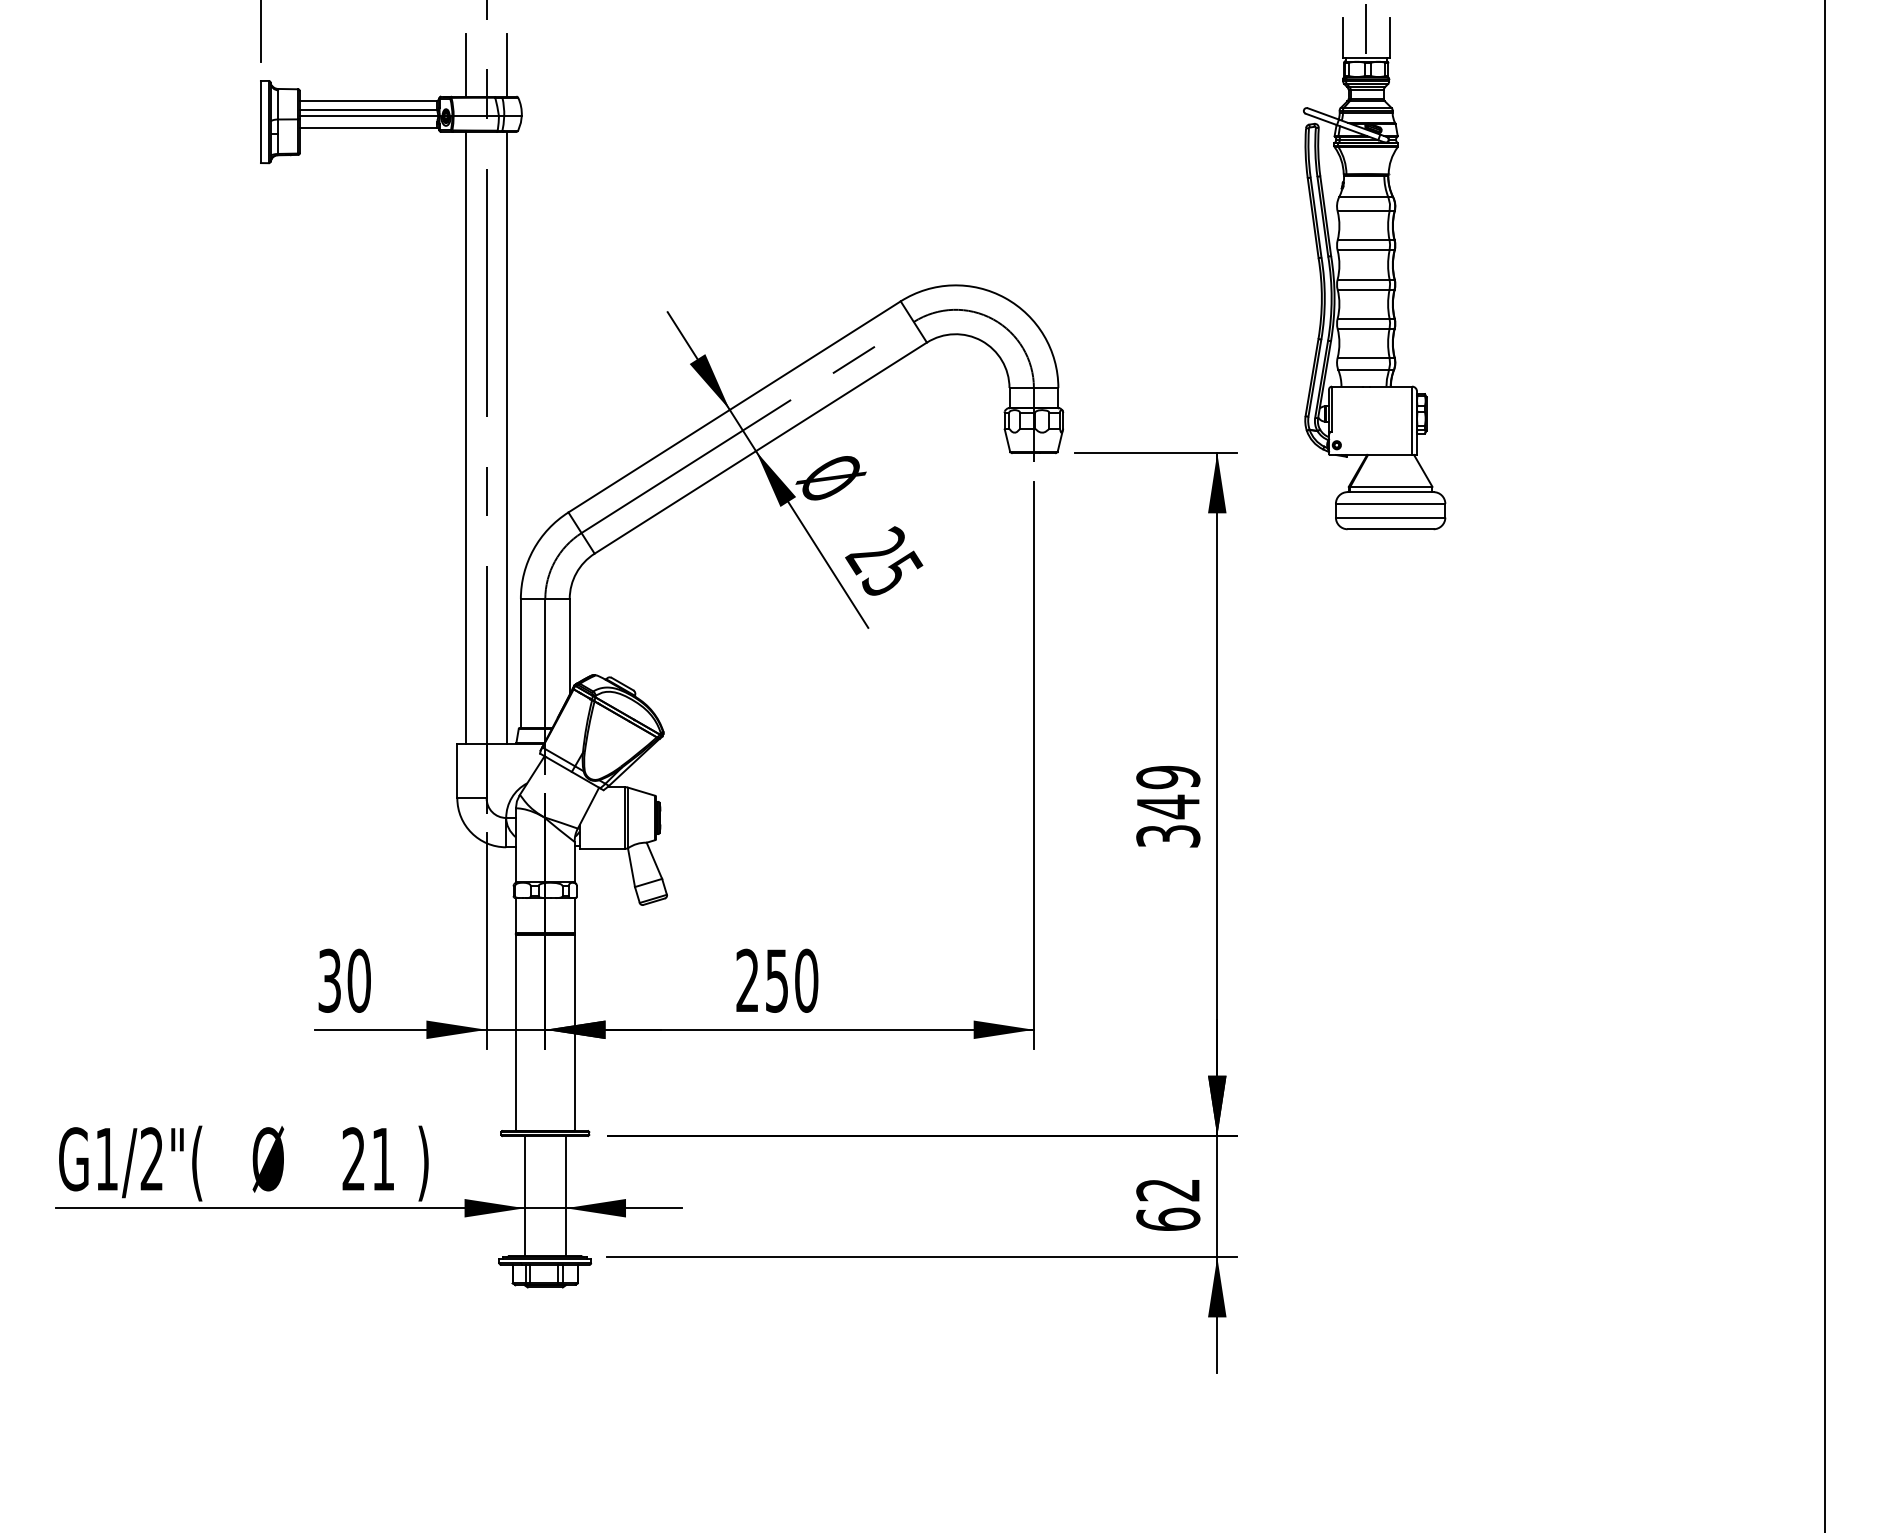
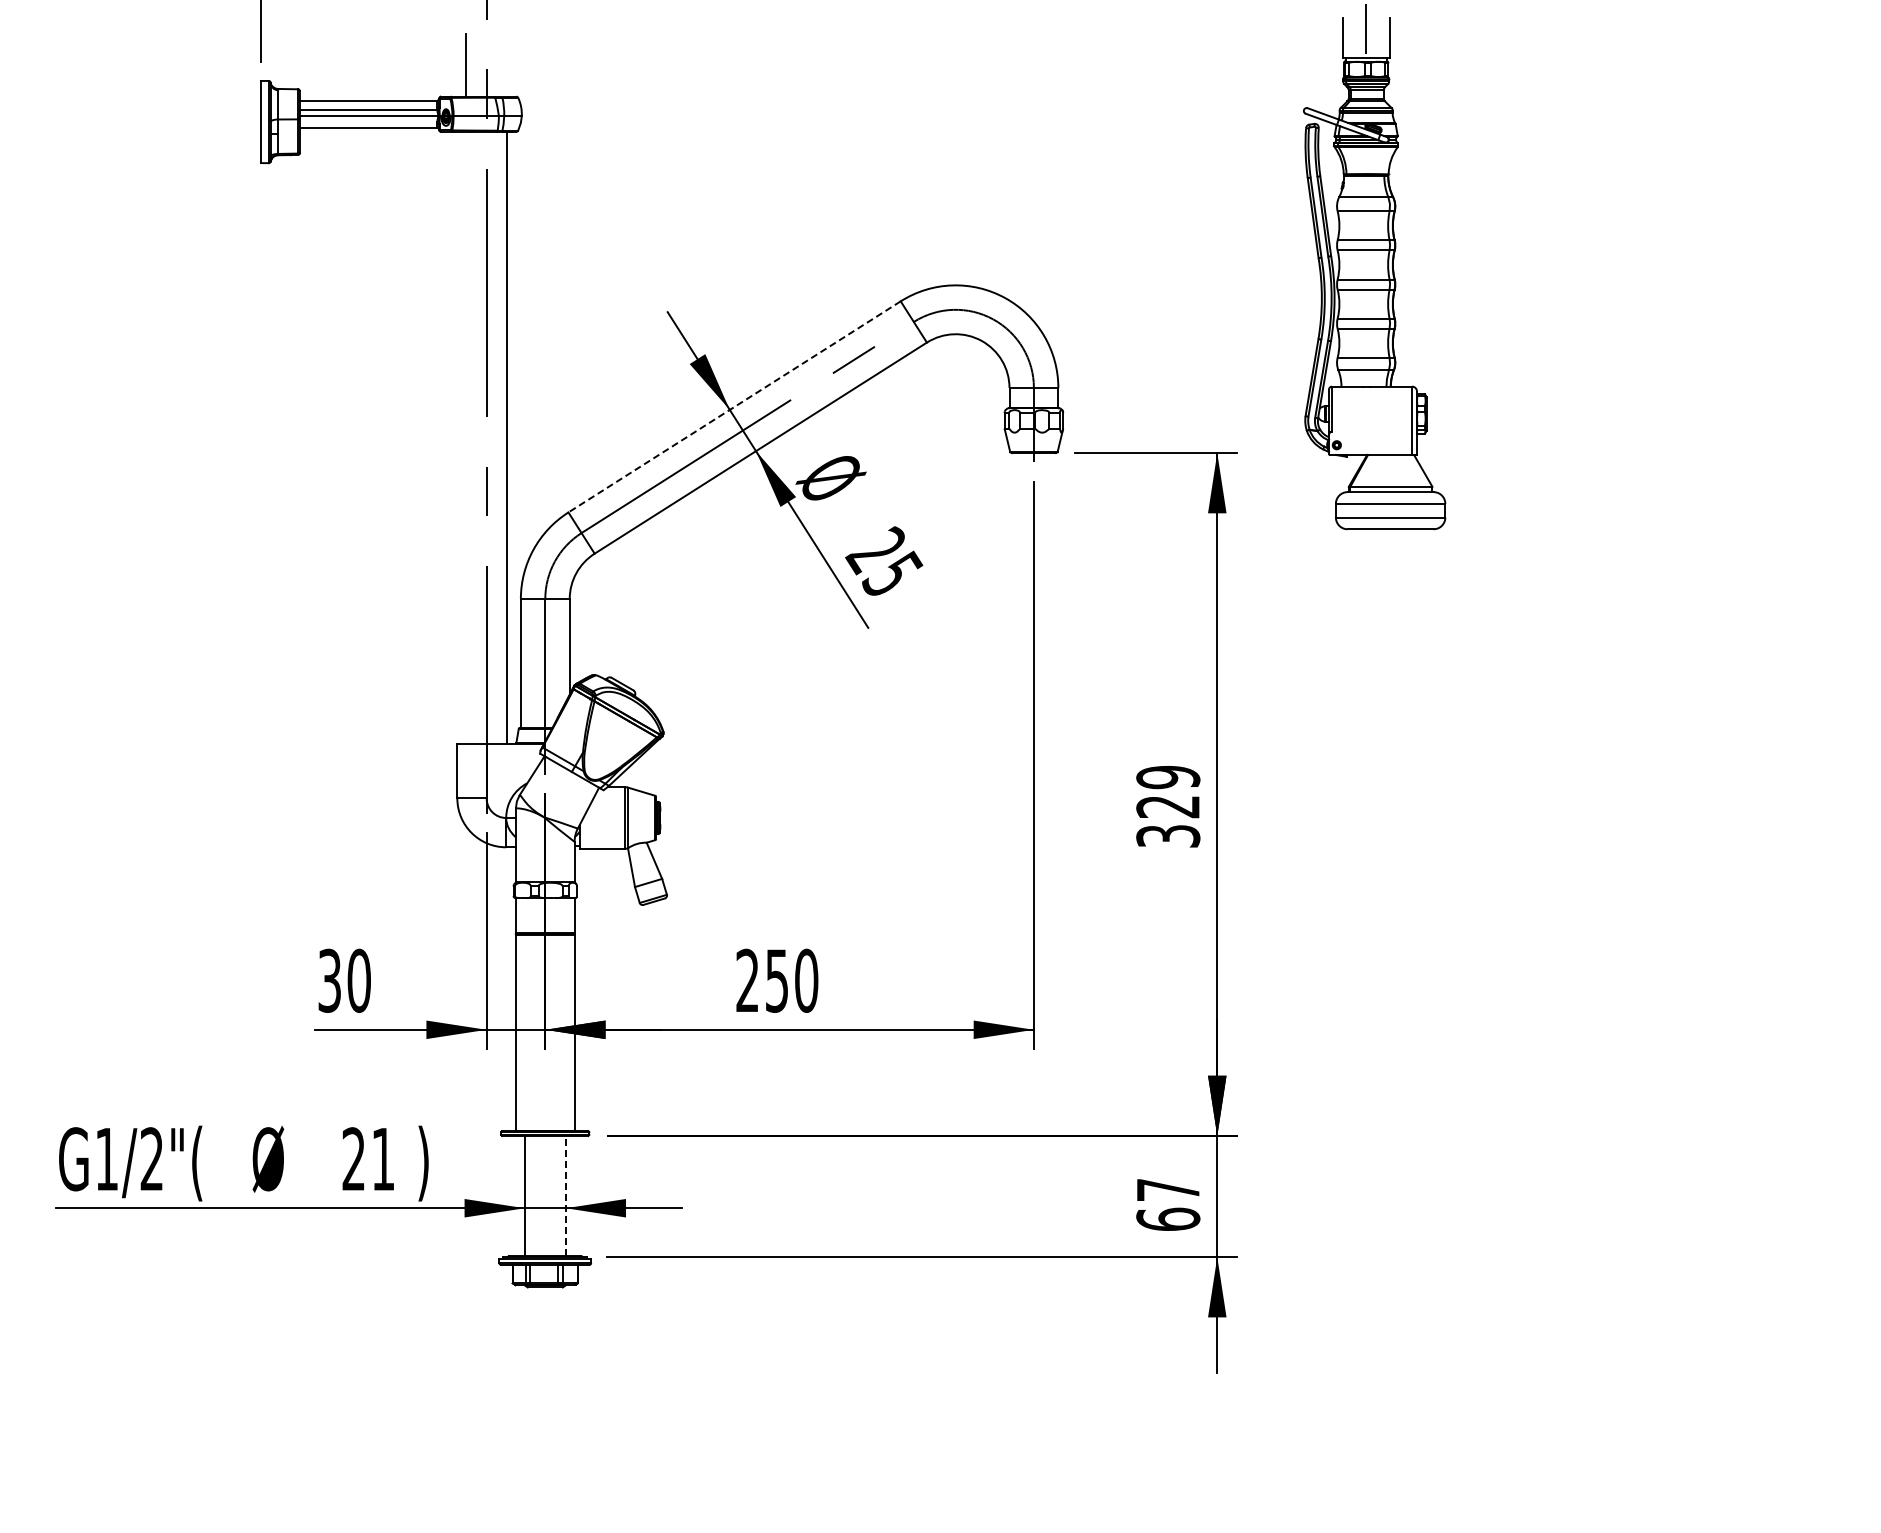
line: present -> none (507, 65)
line: solid -> dashed (734, 406)
line: present -> none (465, 437)
line: present -> none (1824, 765)
text: 349 -> 329 (1167, 806)
text: 62 -> 67 (1167, 1190)
line: solid -> dashed (565, 1195)
